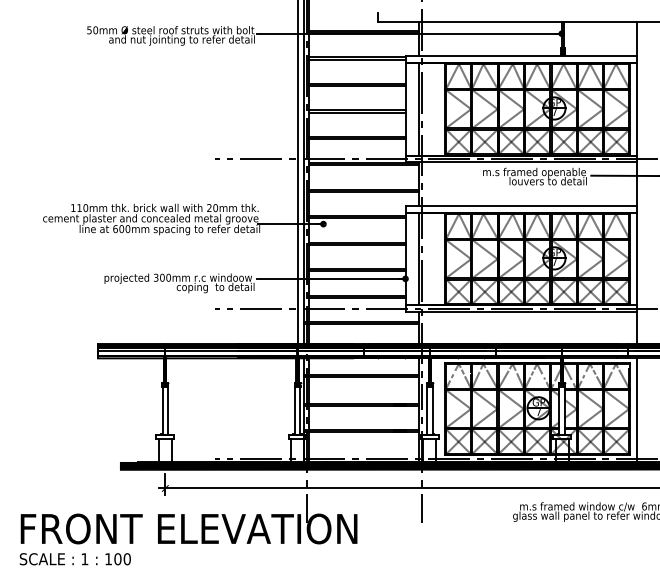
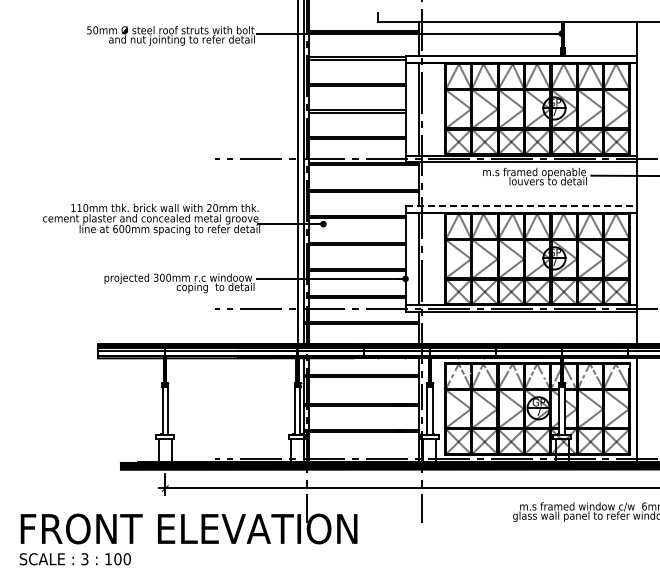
line: solid -> dashed (521, 206)
text: 1 -> 3 (84, 559)
